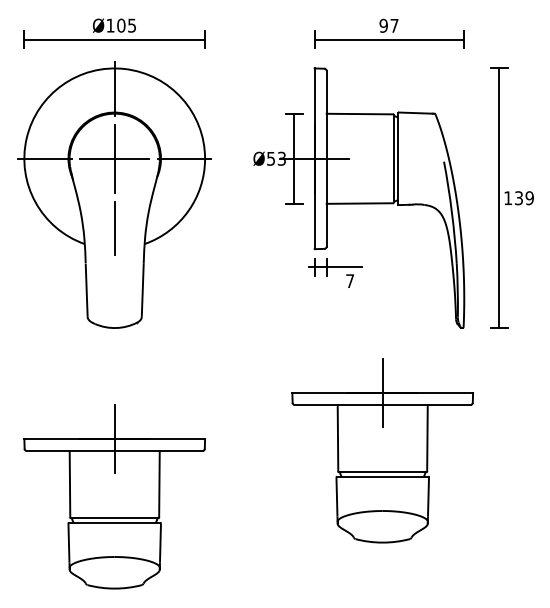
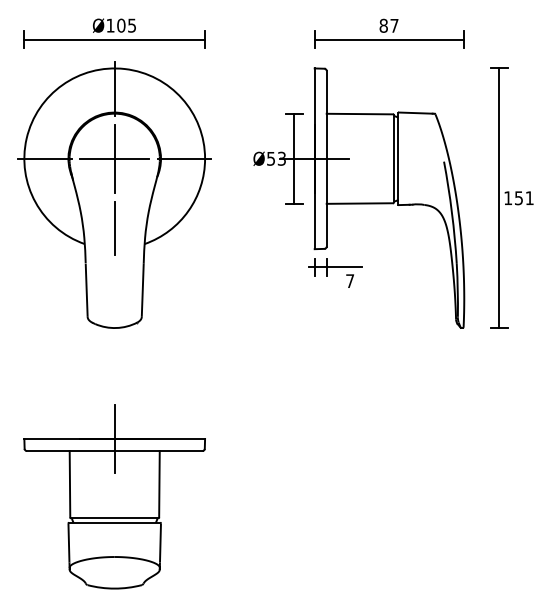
text: 97 -> 87 (383, 25)
text: 139 -> 151 (524, 198)
part: present -> none (382, 450)
